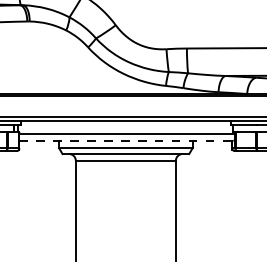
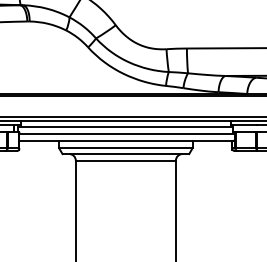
line: none -> present (125, 127)
line: dashed -> solid (127, 140)
